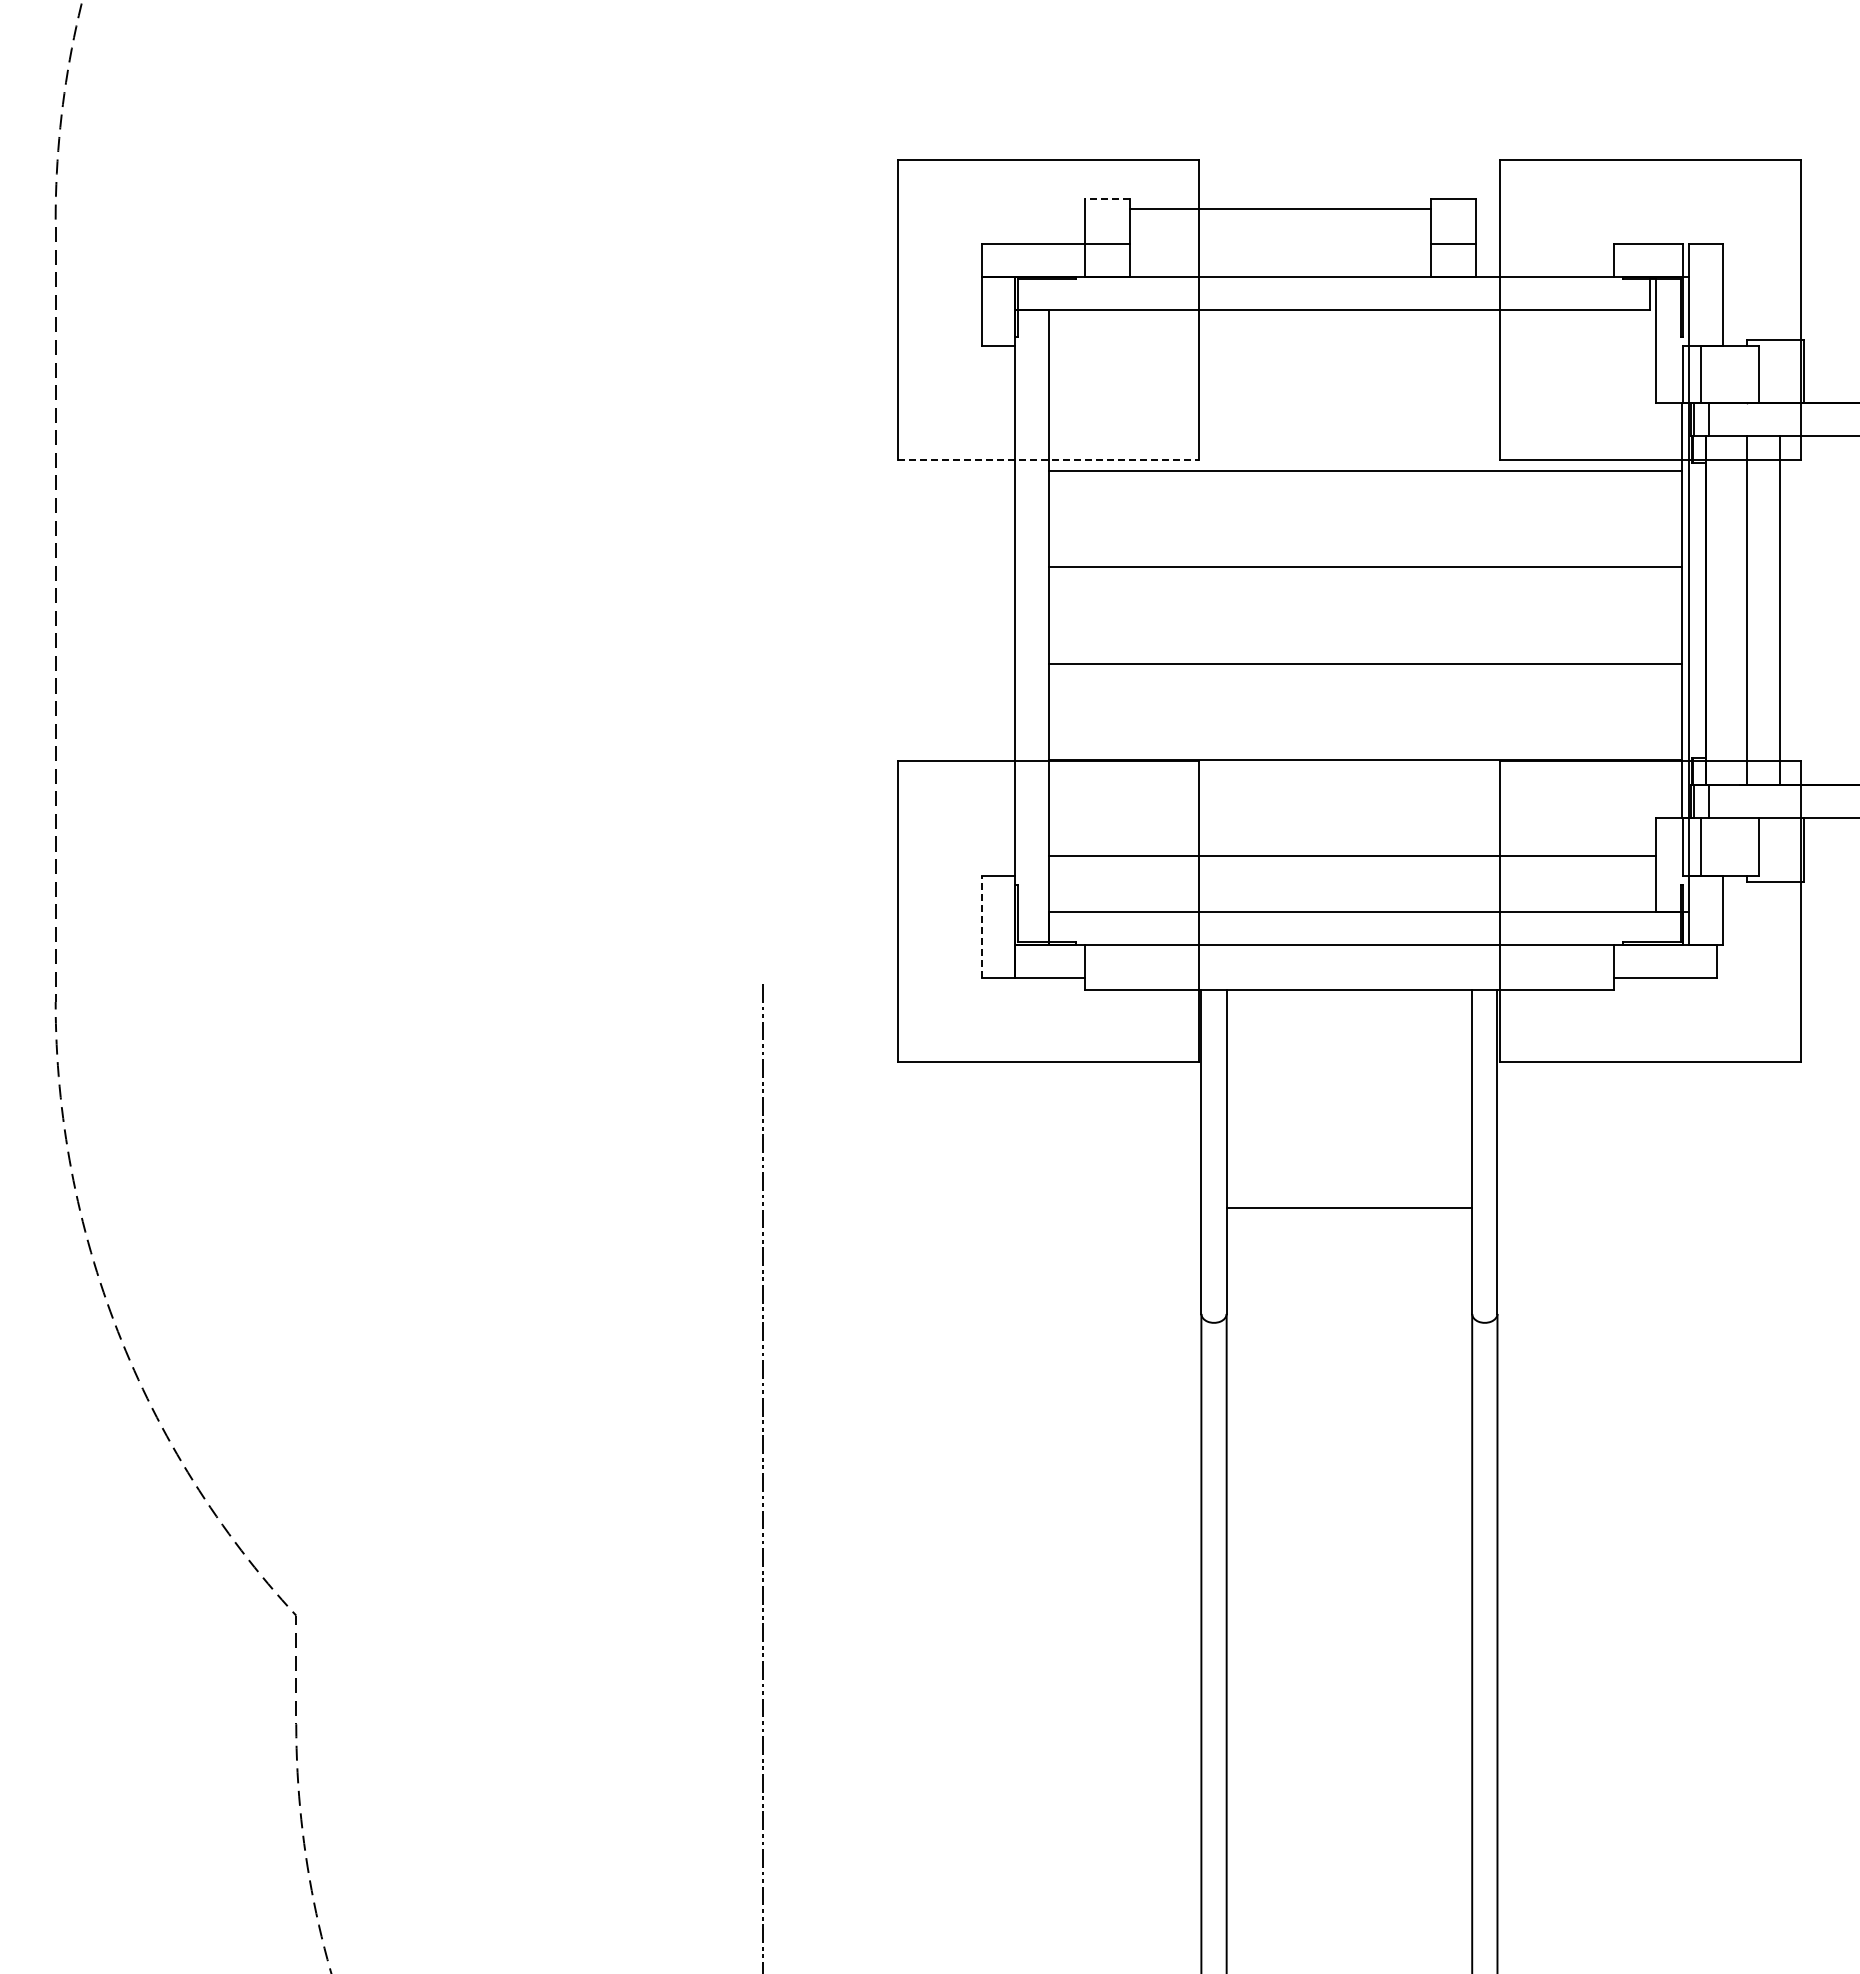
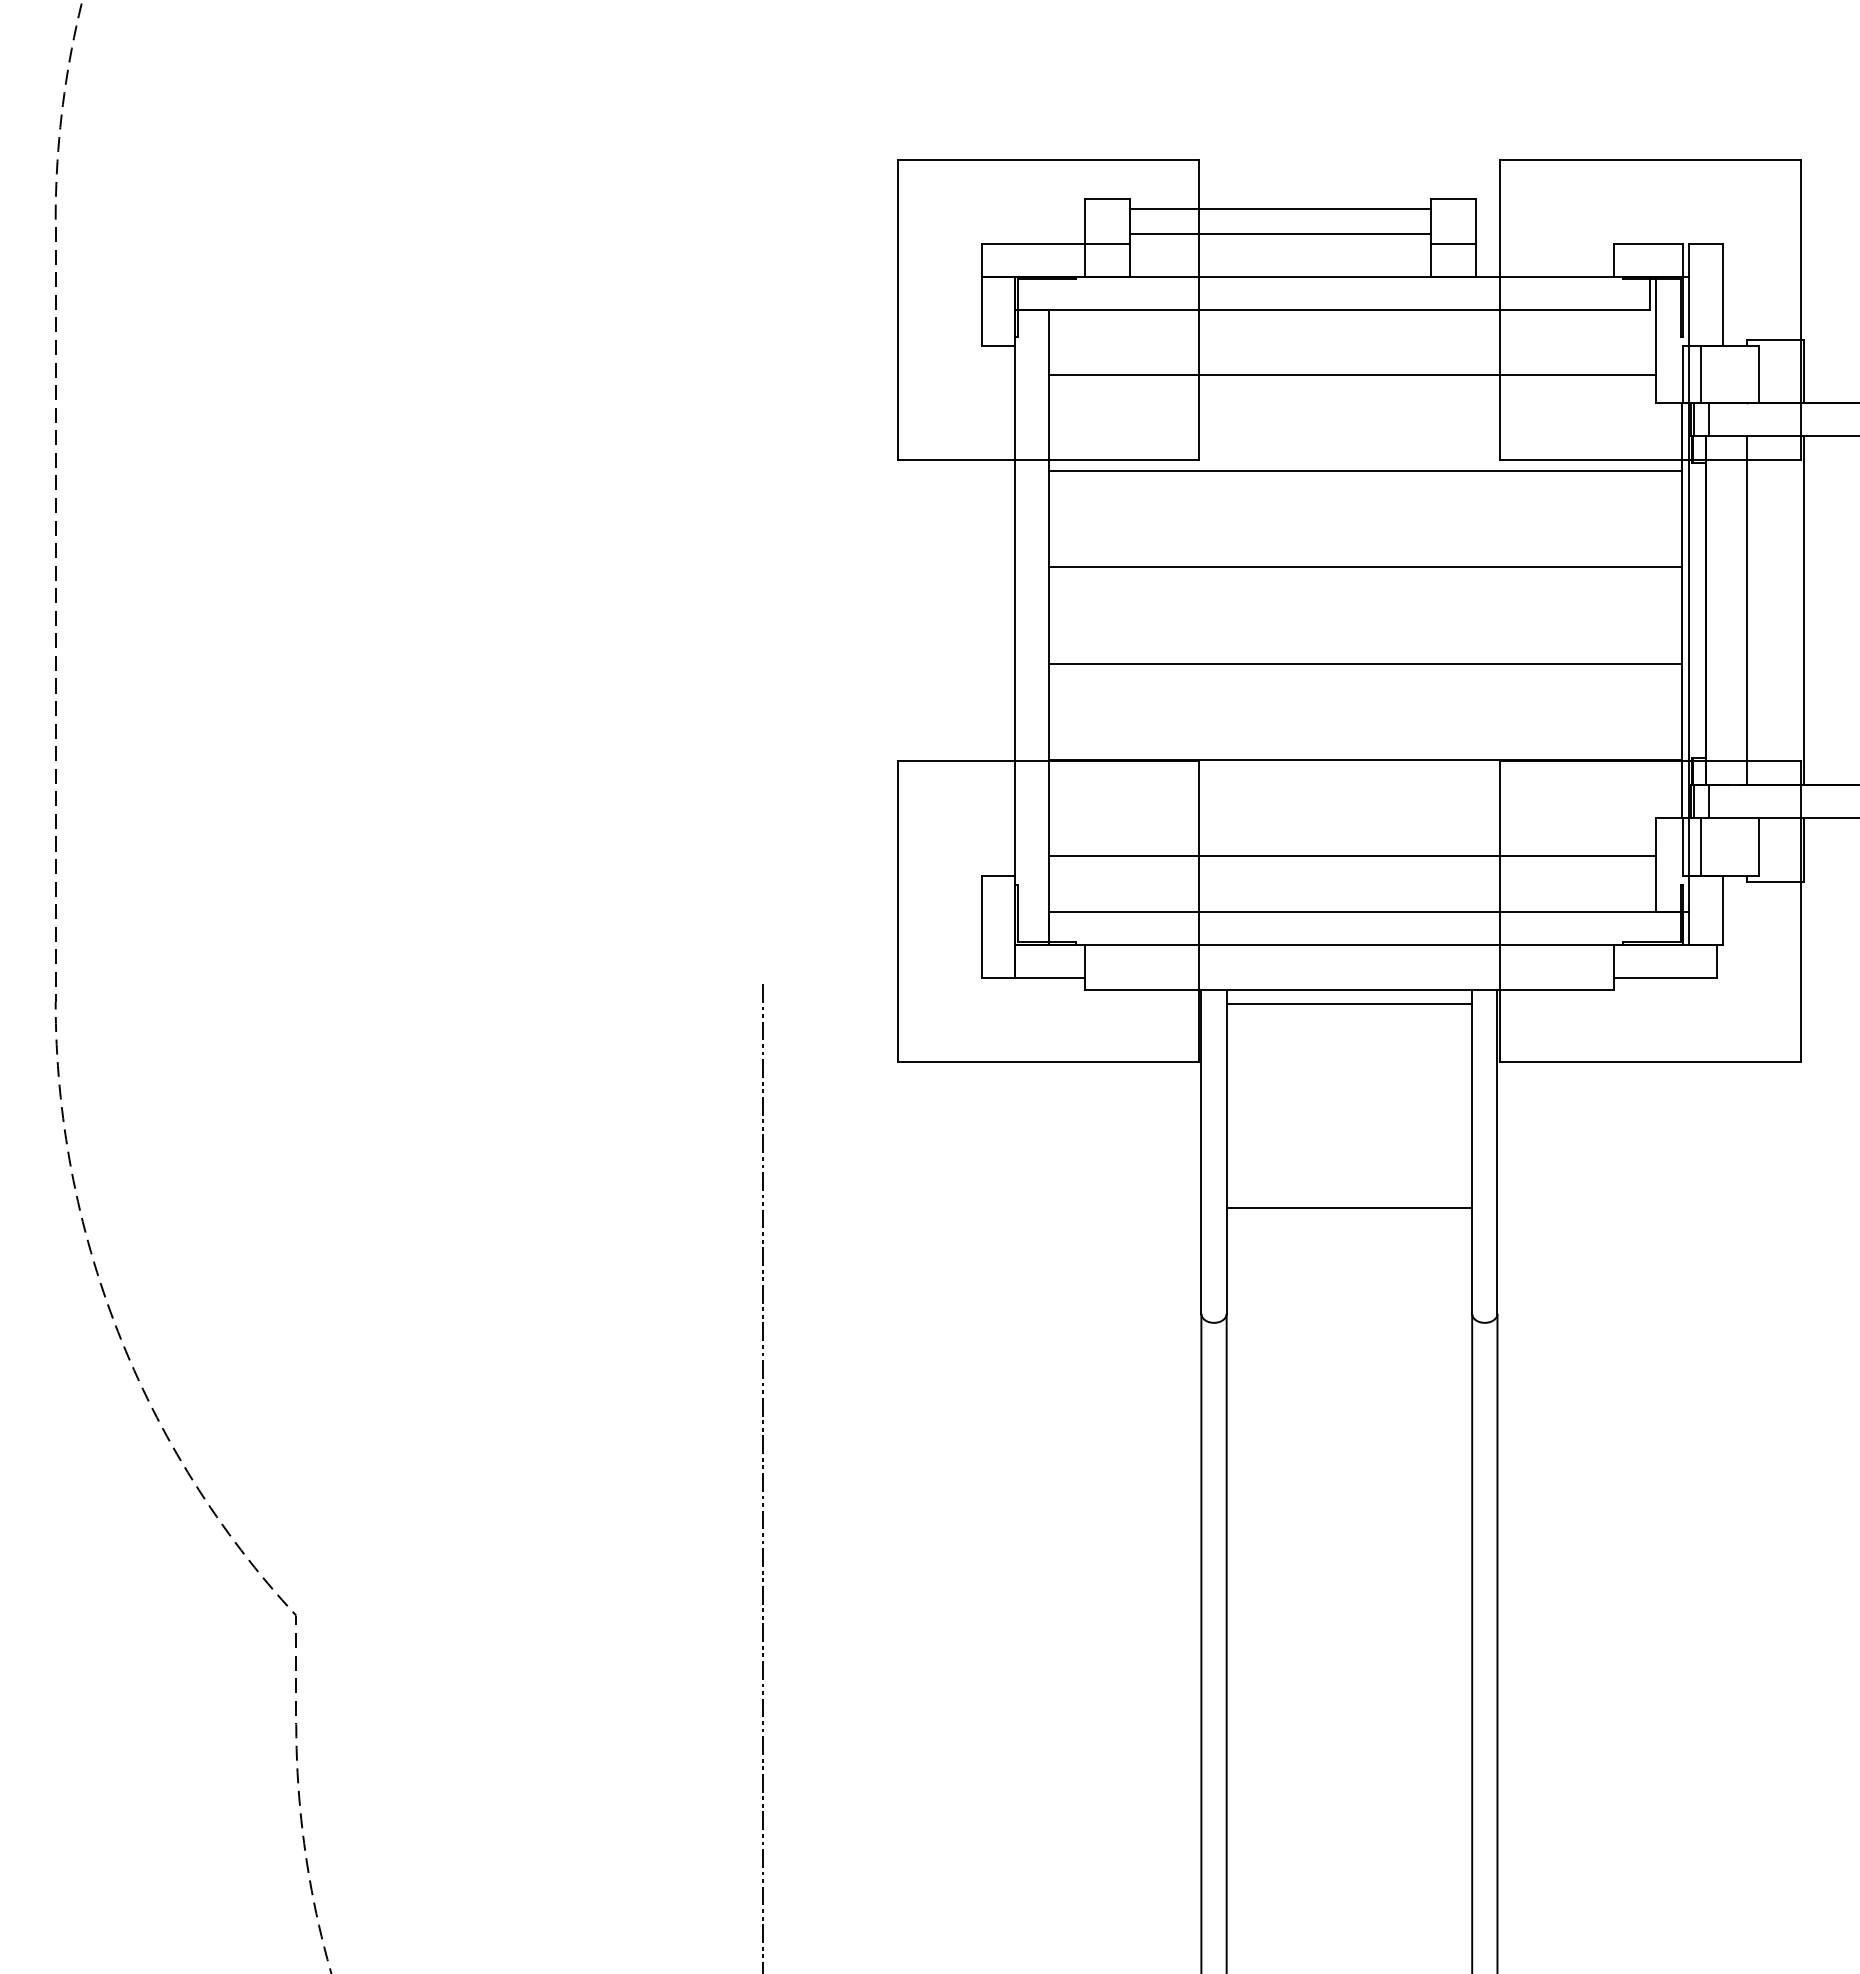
line: dashed -> solid (1107, 198)
line: none -> present (1279, 233)
line: none -> present (1352, 374)
line: dashed -> solid (1049, 460)
line position: (1779, 610) -> (1803, 610) (1803, 610)
line: dashed -> solid (982, 926)
line: none -> present (1349, 1004)
